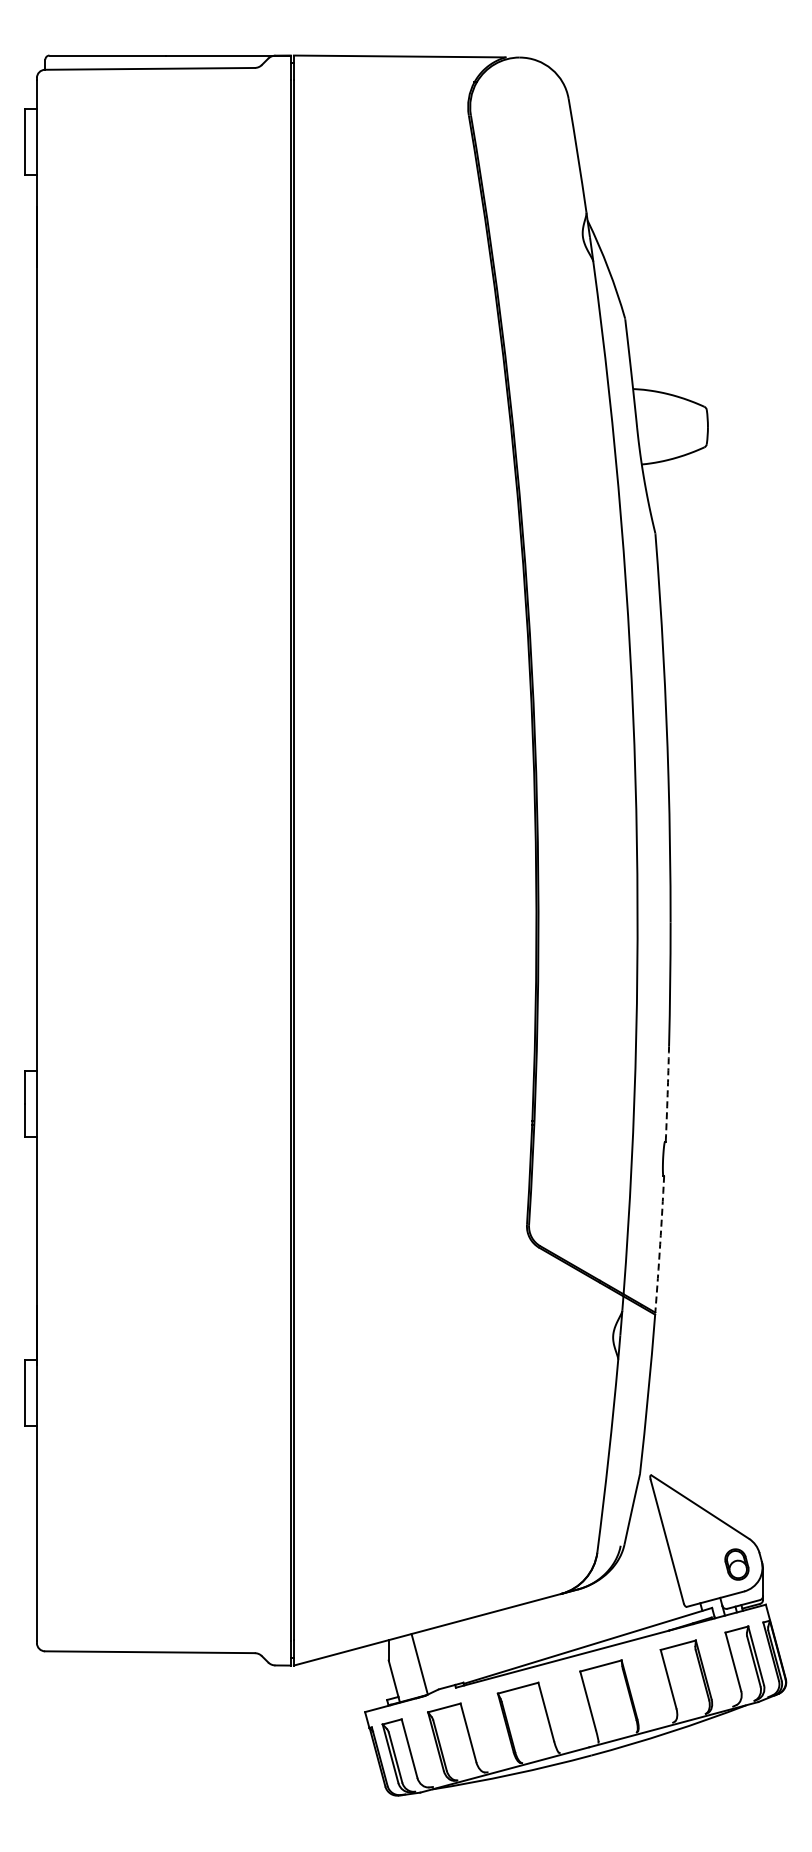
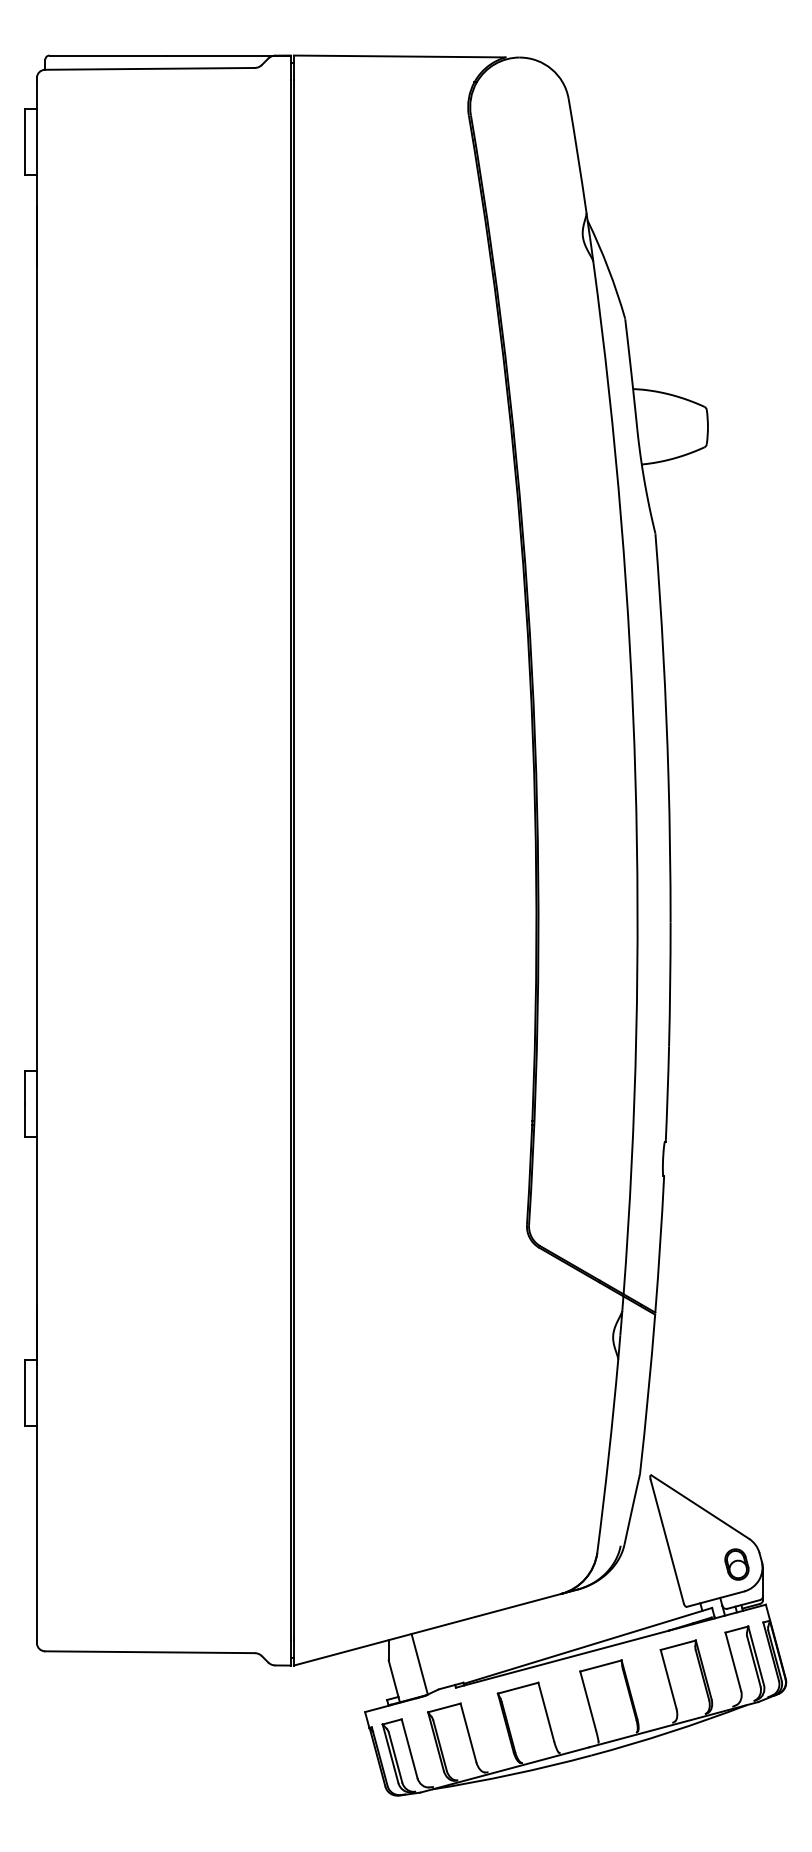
arc: dashed -> solid (667, 1094)
arc: dashed -> solid (660, 1244)
